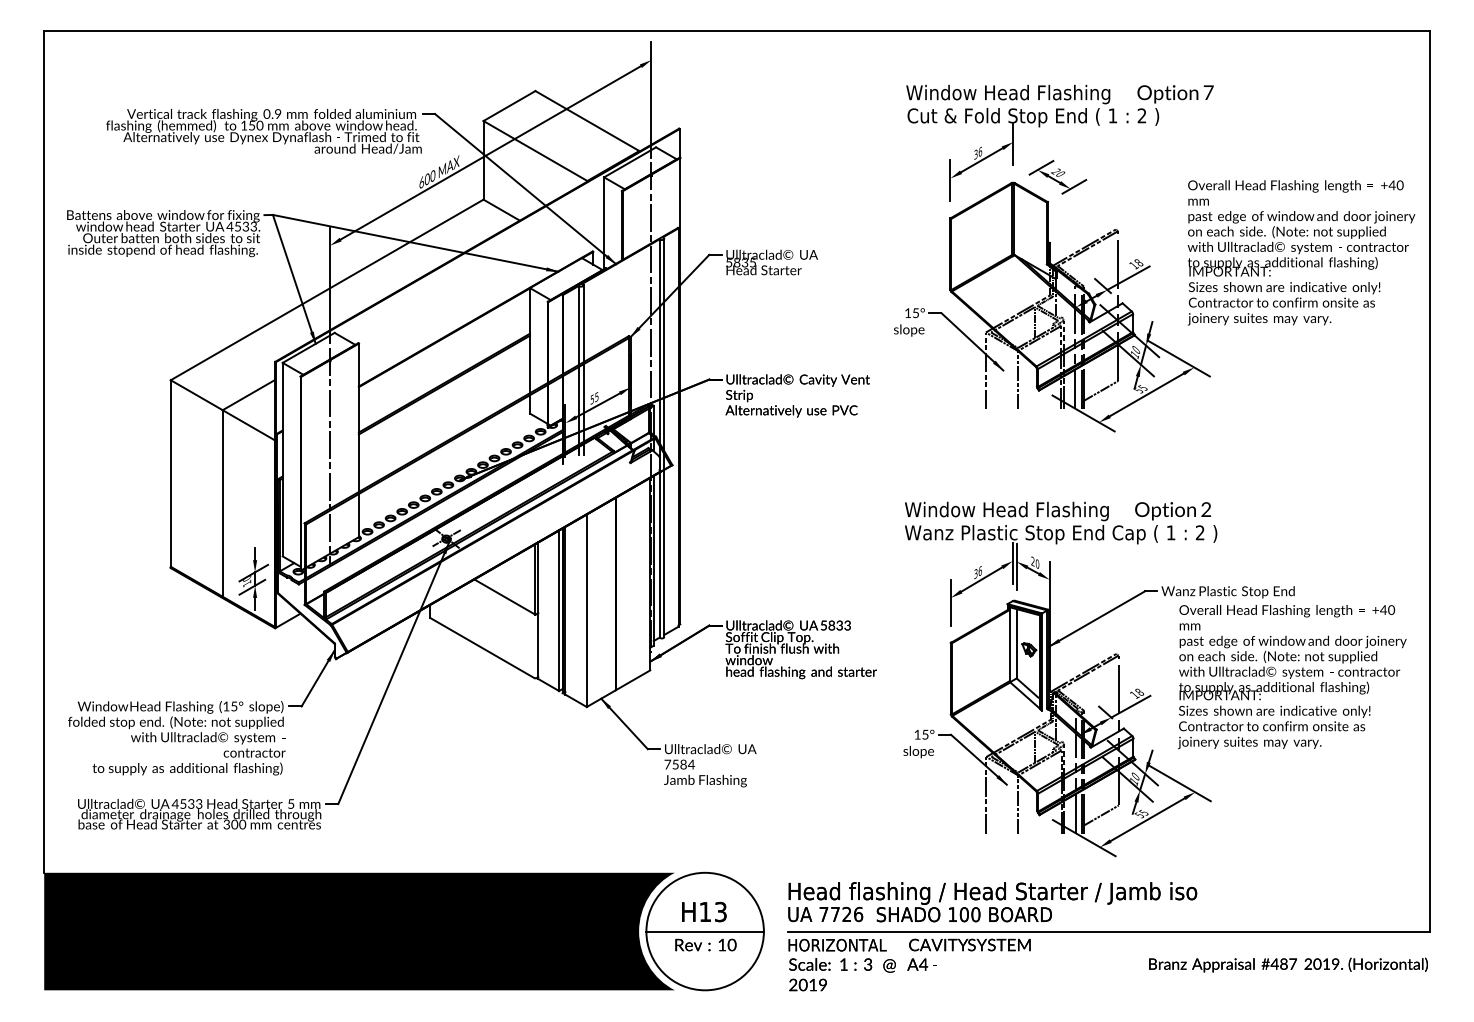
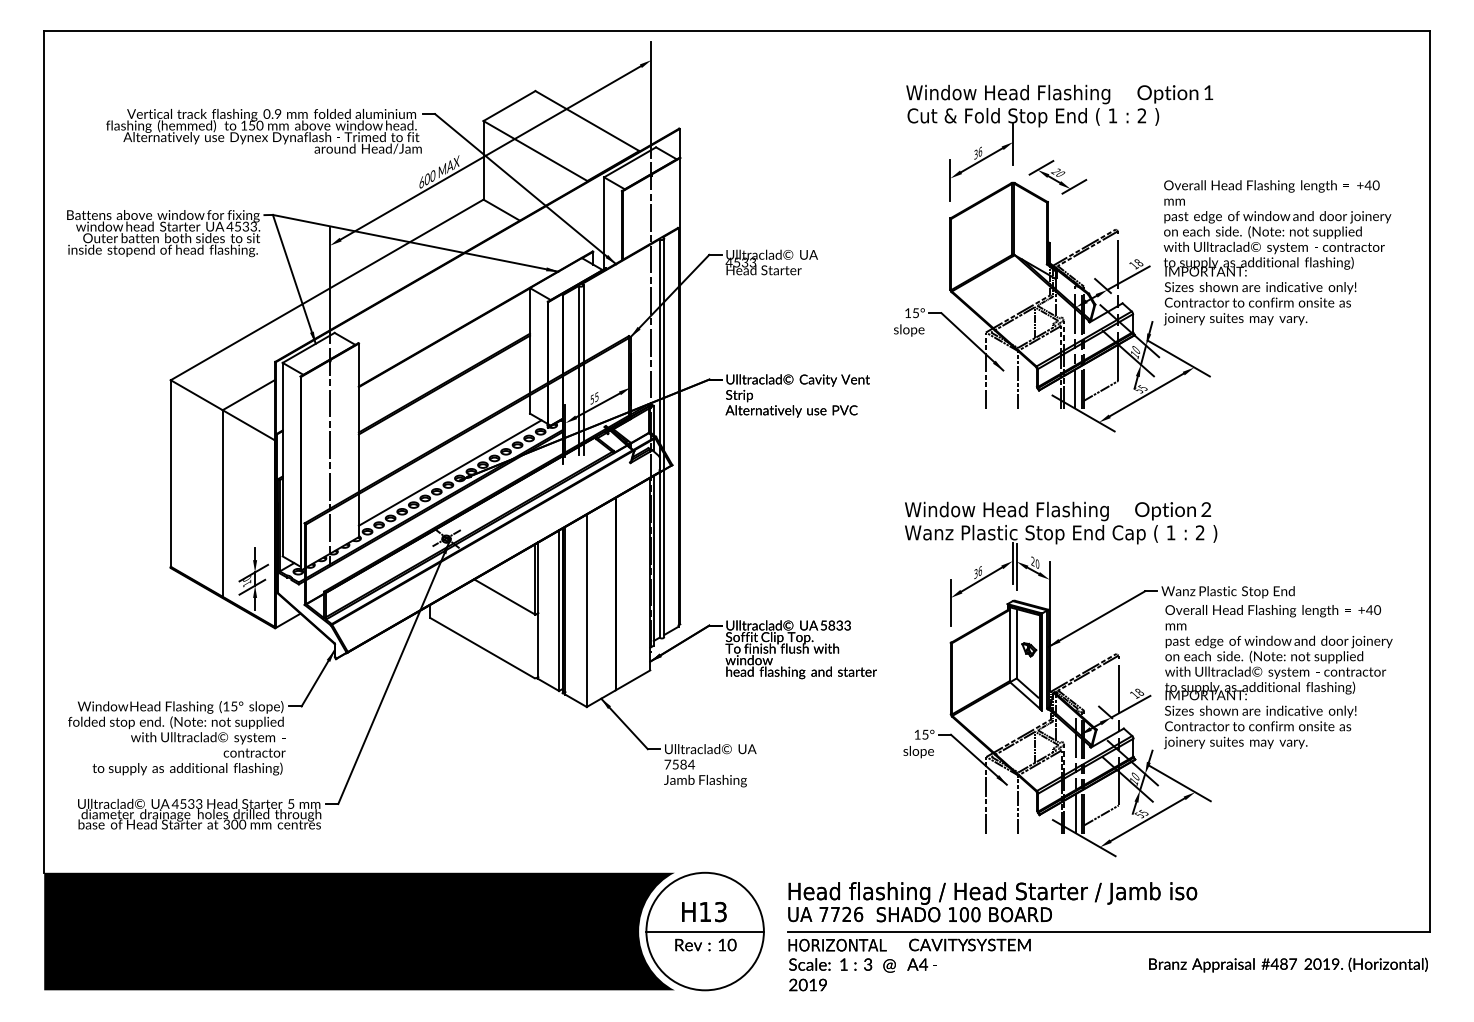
text: 7 -> 1 (1208, 92)
text position: (1301, 252) -> (1277, 252) (1277, 252)
text: 5835 -> 4533 (740, 262)
line: none -> present (449, 472)
text position: (1292, 677) -> (1278, 677) (1278, 677)
